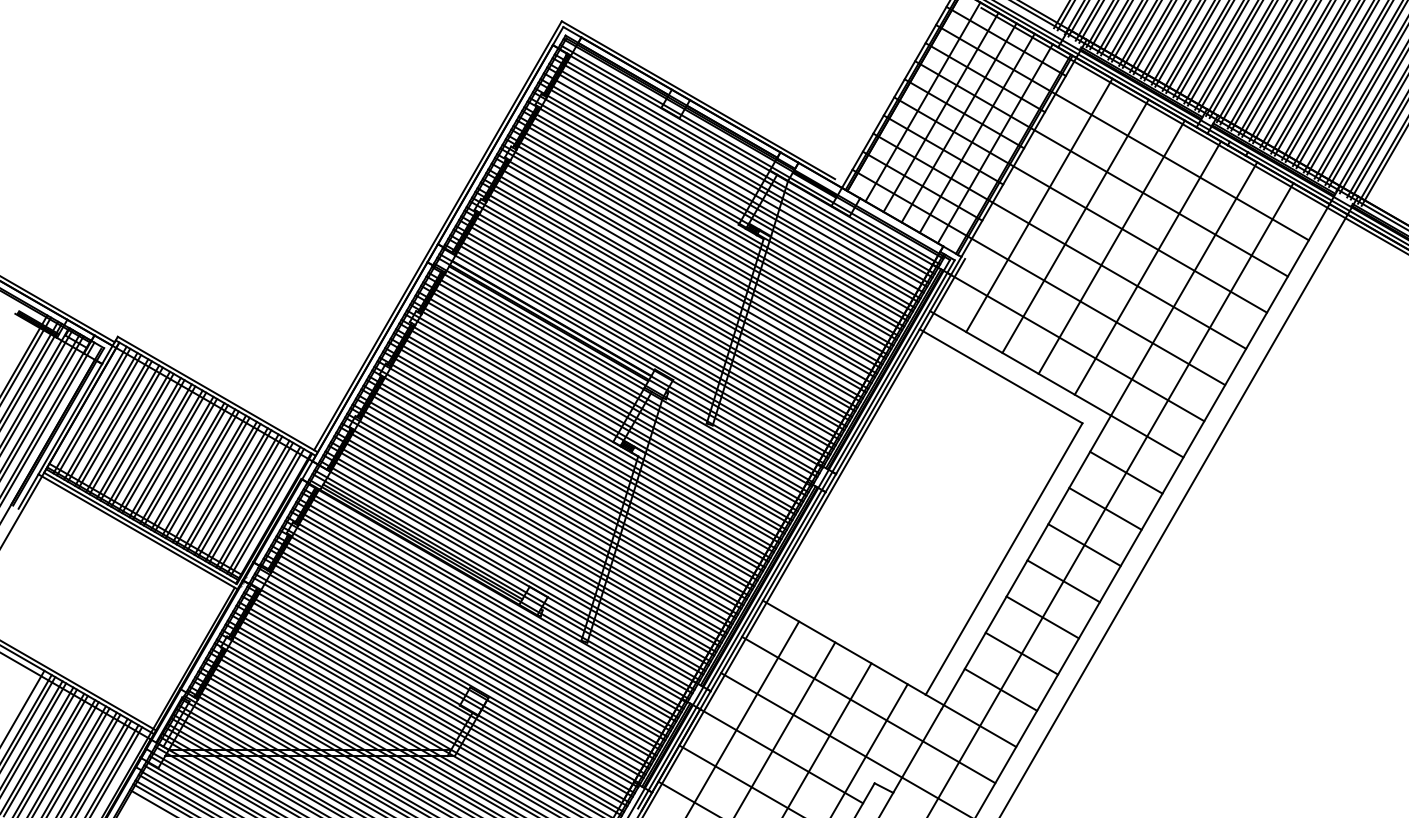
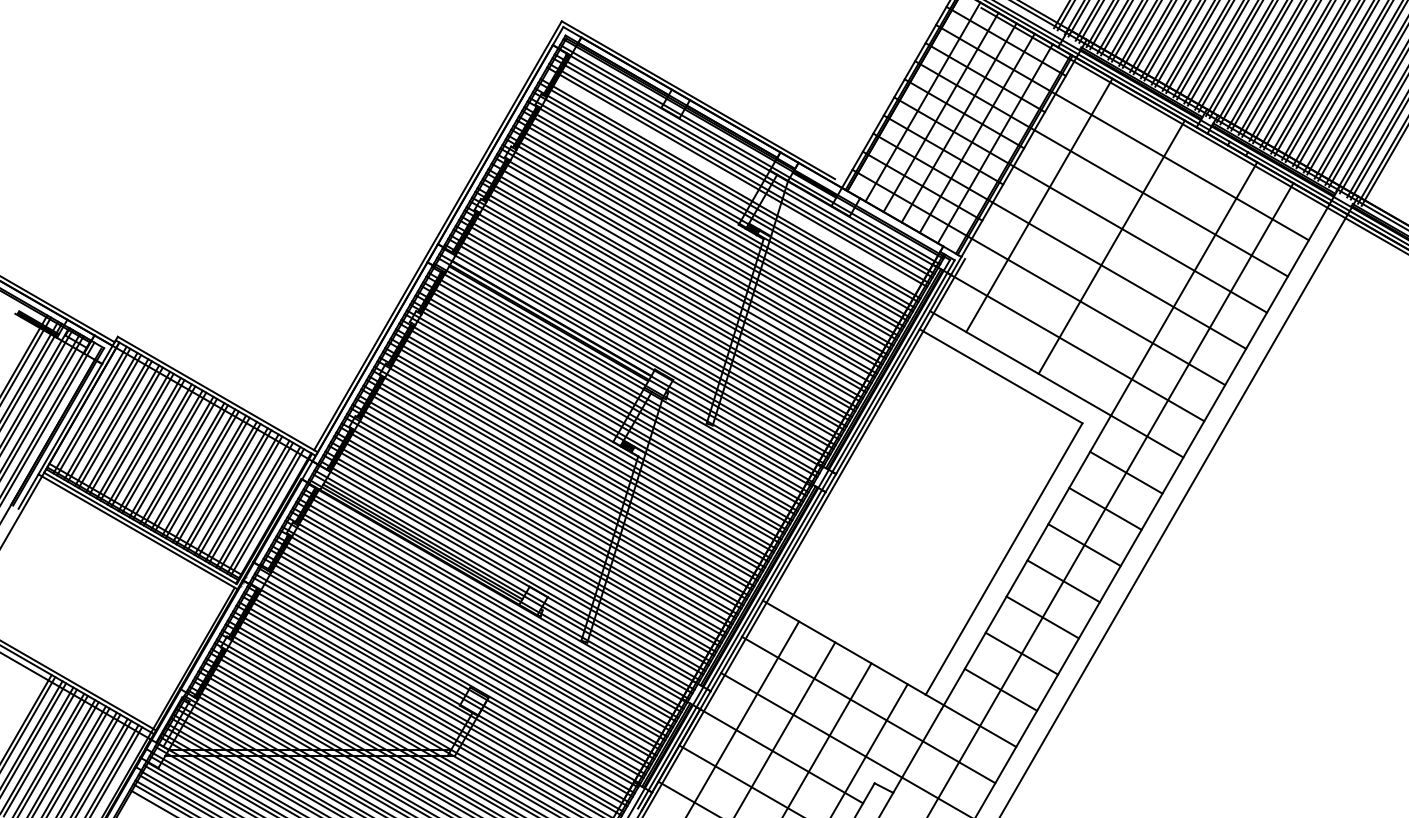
line: present -> none (733, 182)
line: present -> none (1075, 225)
line: present -> none (1147, 267)
line: present -> none (23, 706)
